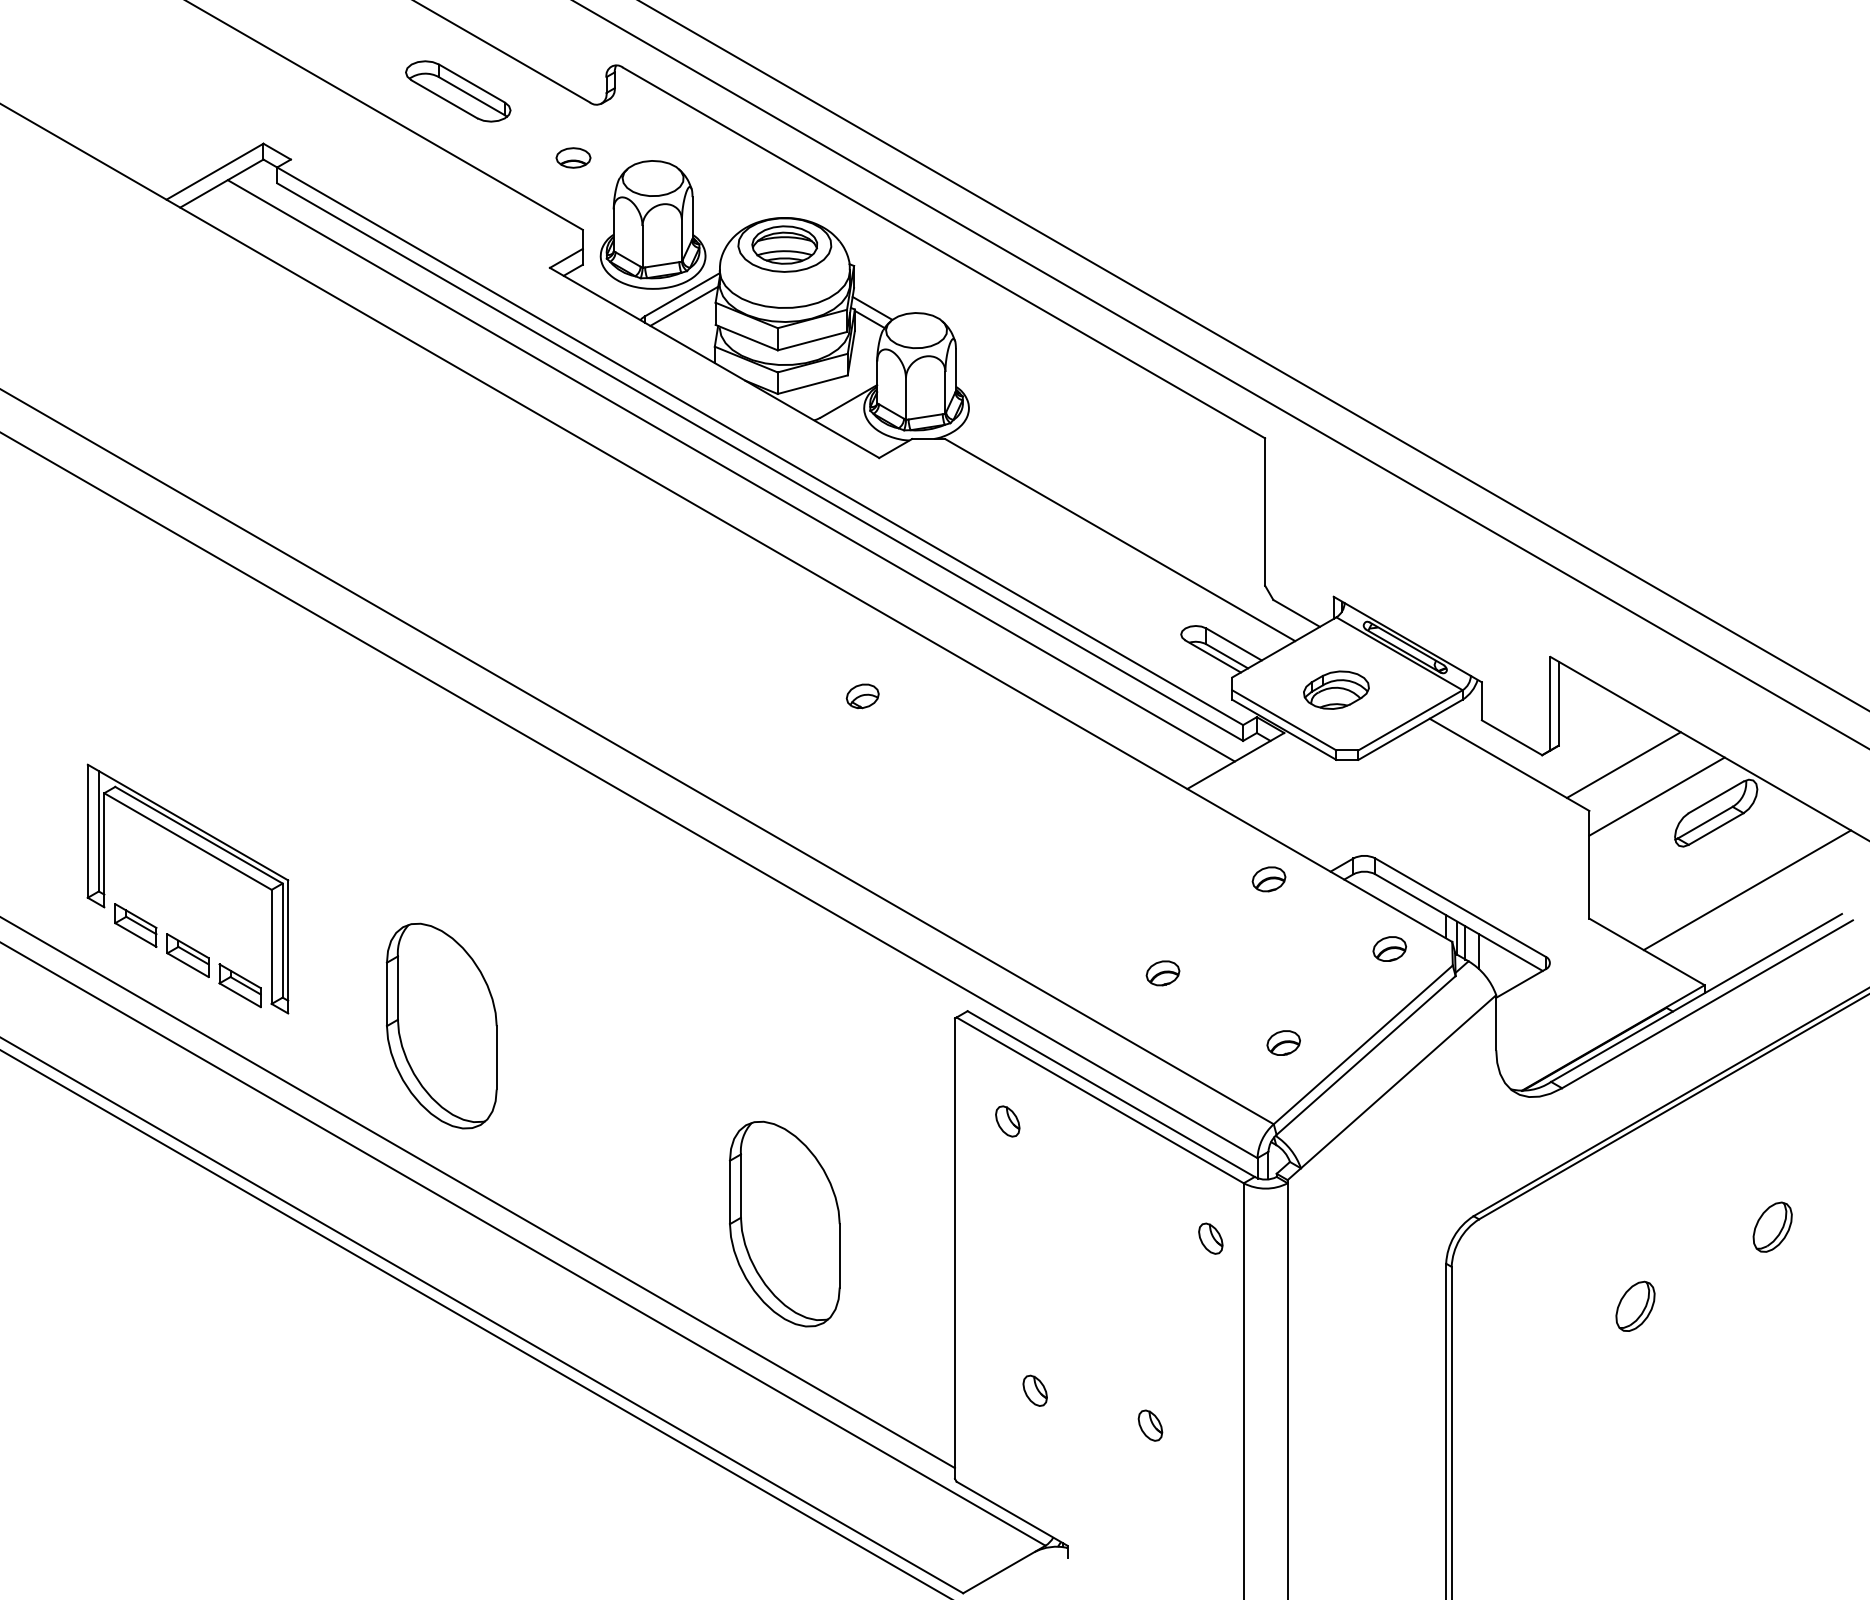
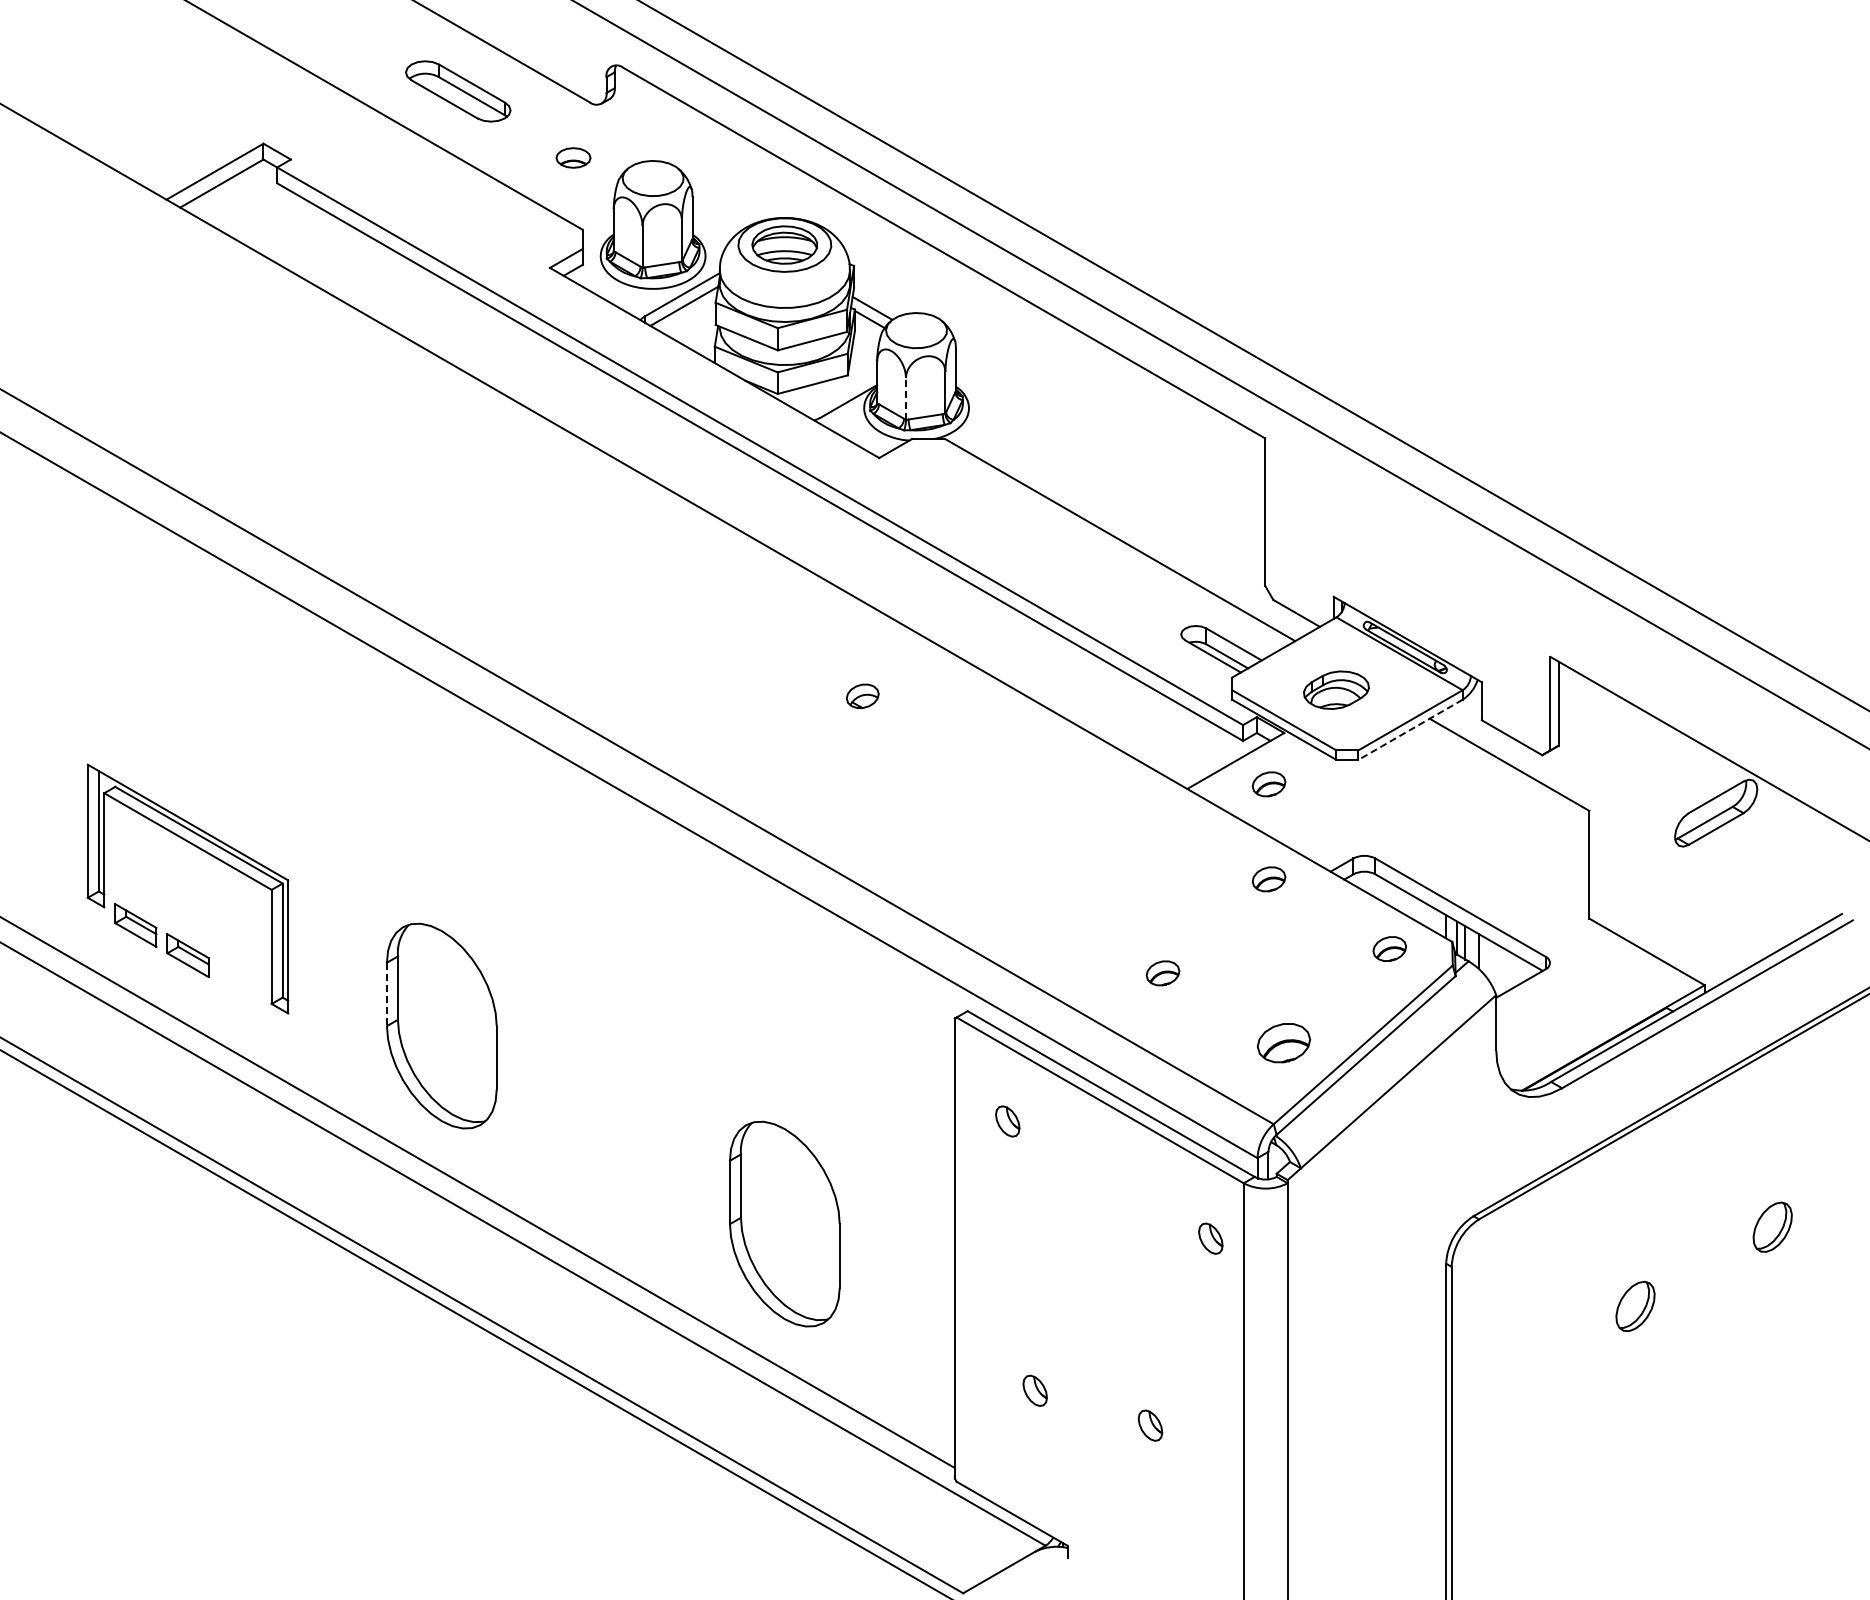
line: solid -> dashed (906, 399)
line: present -> none (730, 470)
line: solid -> dashed (1410, 730)
line: present -> none (1623, 764)
part: none -> present (1268, 784)
line: present -> none (1656, 796)
line: present -> none (1747, 890)
part: present -> none (239, 985)
line: solid -> dashed (386, 994)
part size: 35x26 px -> 56x41 px (1283, 1043)
